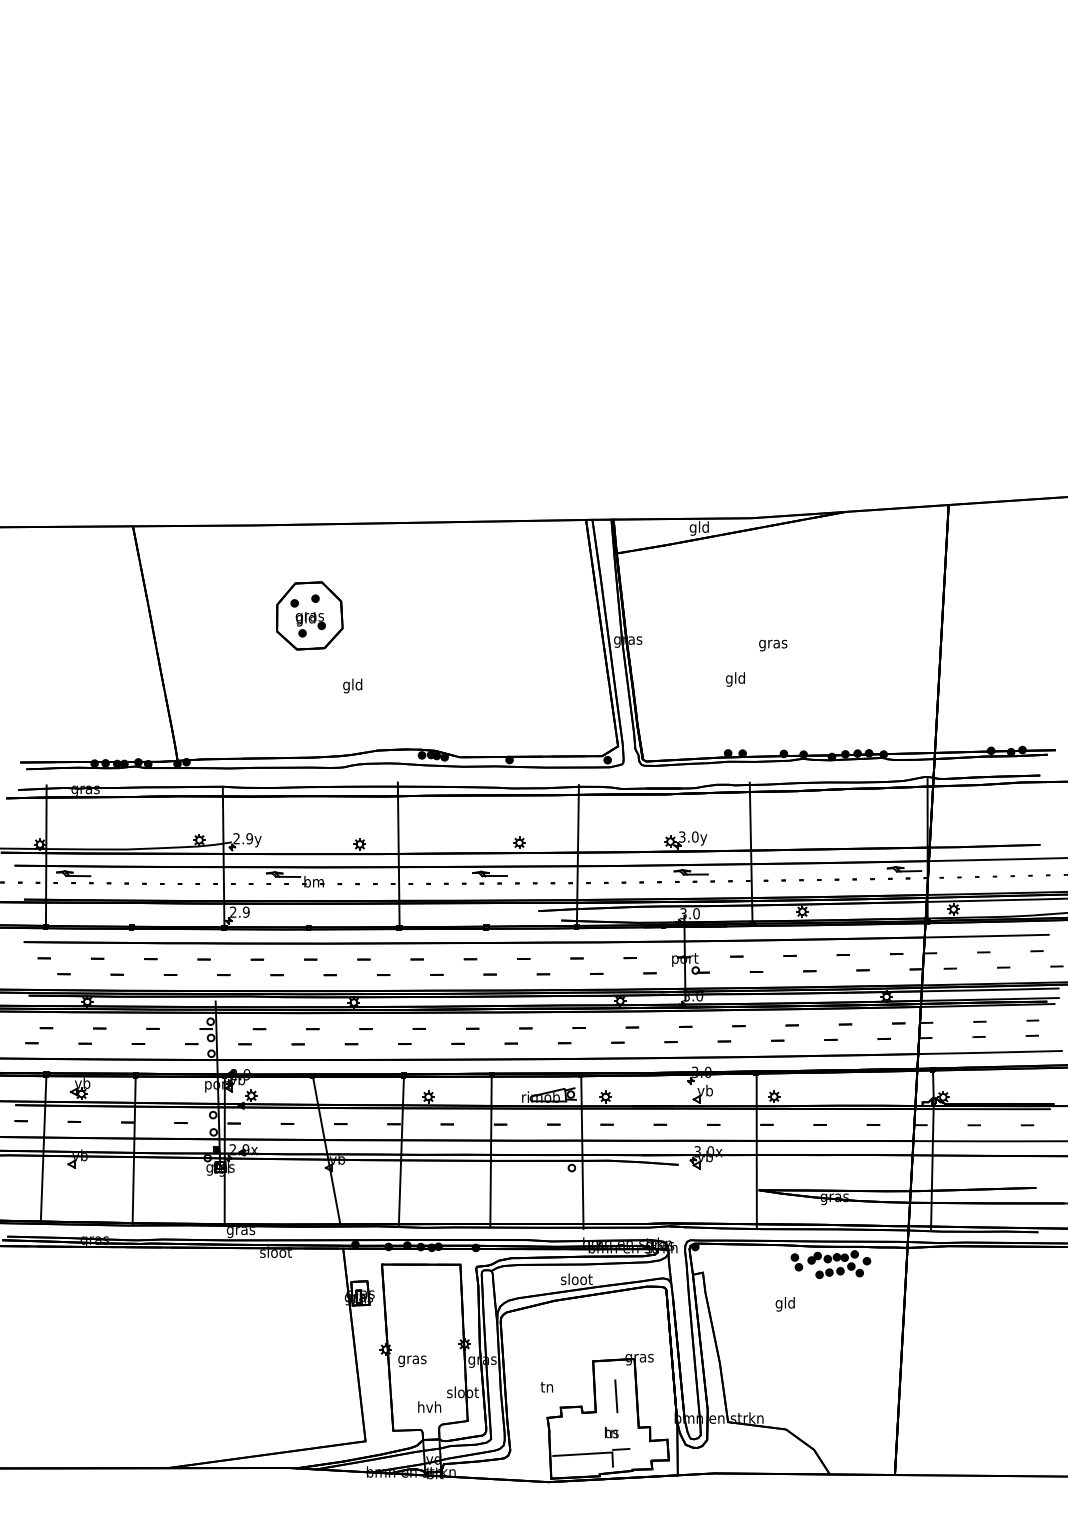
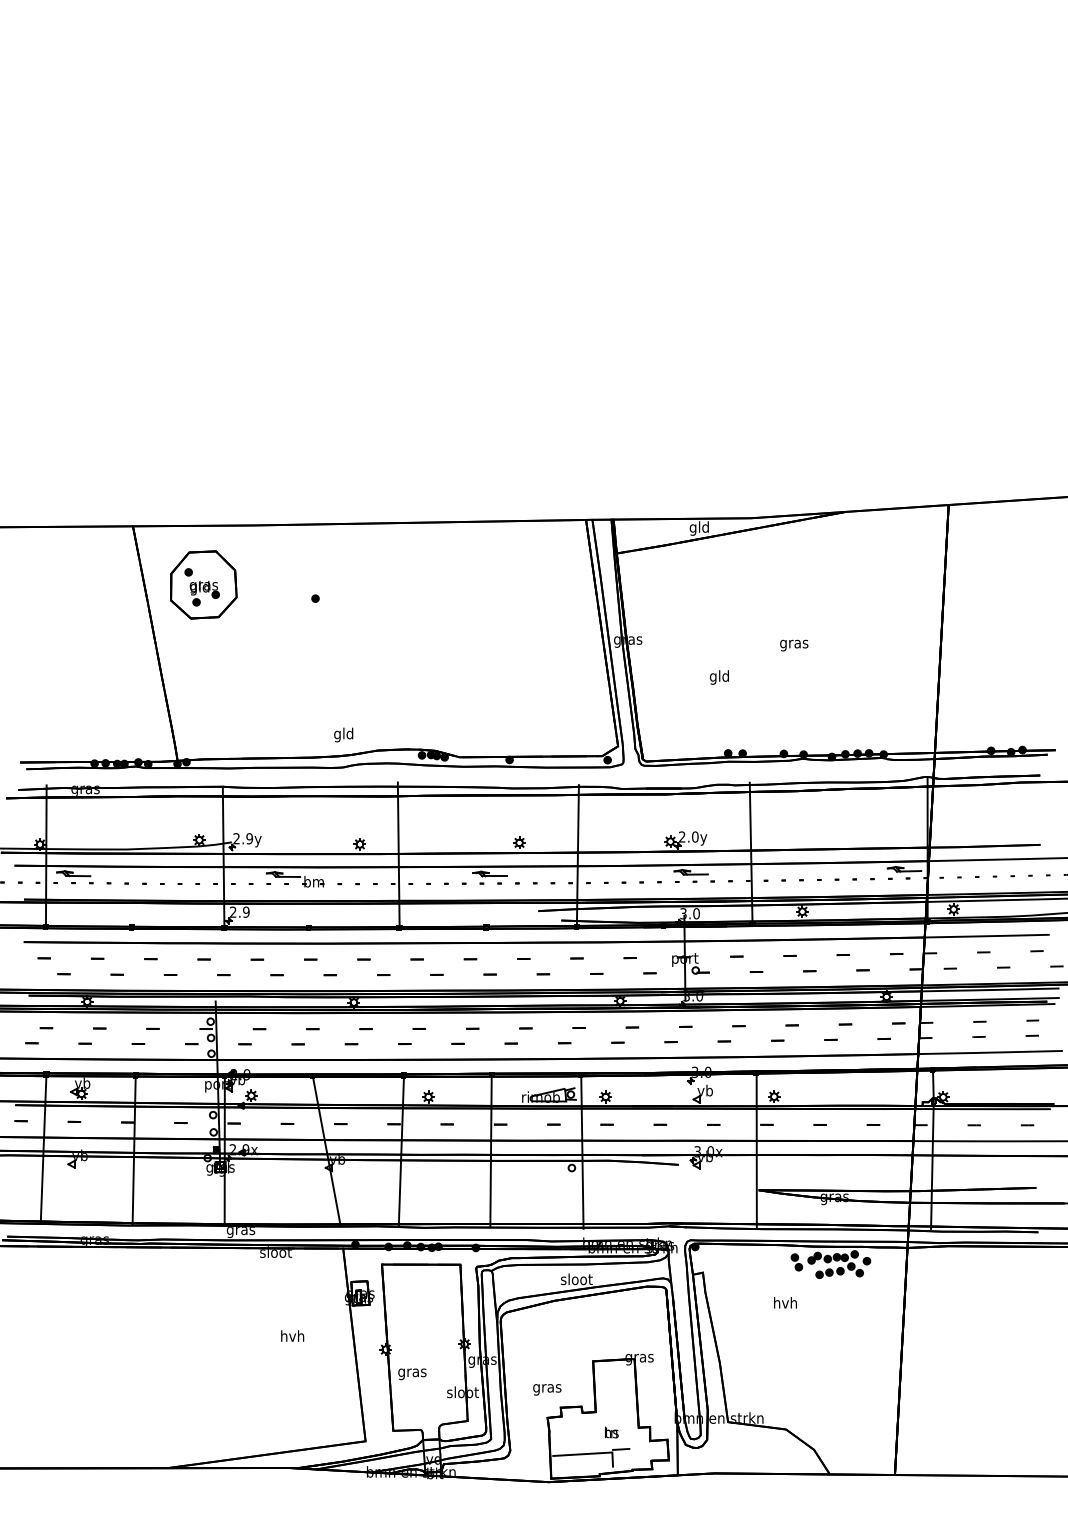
part position: (309, 615) -> (203, 584) (203, 584)
text position: (773, 645) -> (794, 645) (794, 645)
text position: (734, 679) -> (718, 677) (718, 677)
text position: (352, 685) -> (343, 734) (343, 734)
text: 3.0y -> 2.0y (682, 837)
text: gld -> hvh (785, 1304)
text position: (412, 1361) -> (412, 1374) (412, 1374)
text: tn -> gras (547, 1388)
line: present -> none (616, 1396)
text position: (429, 1406) -> (292, 1335) (292, 1335)
